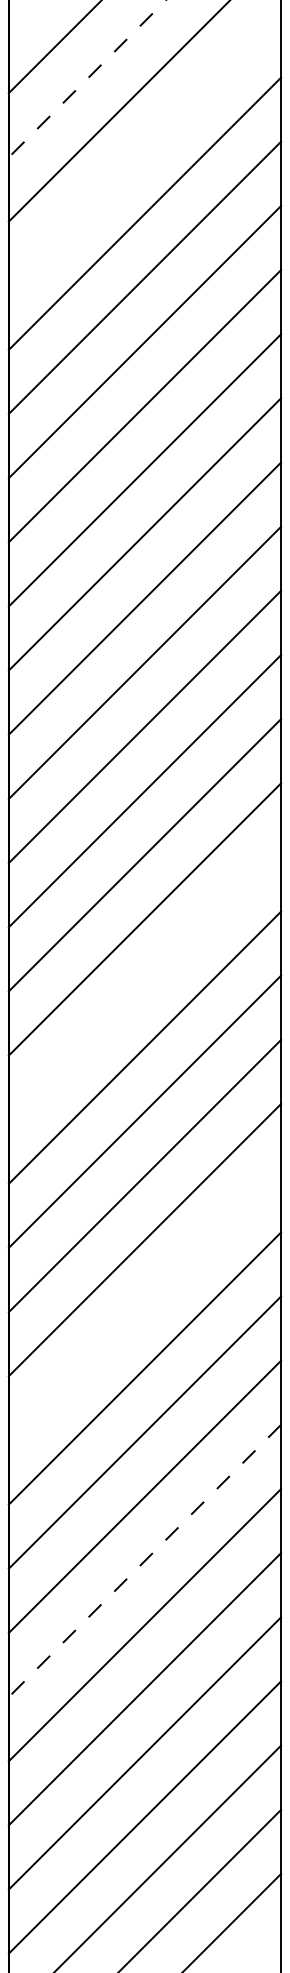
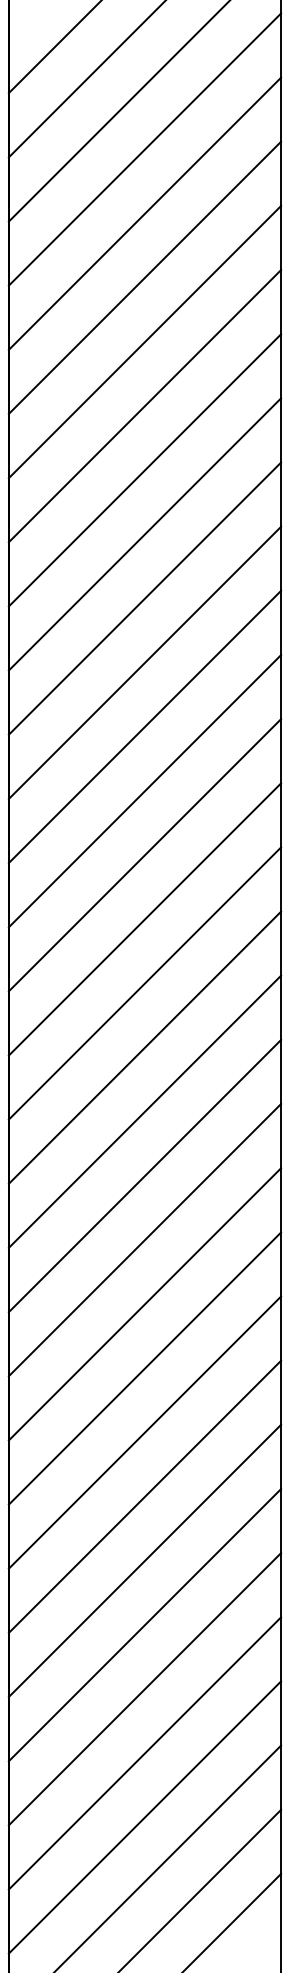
line: dashed -> solid (87, 78)
line: none -> present (144, 149)
line: none -> present (144, 983)
line: none -> present (144, 1304)
line: dashed -> solid (144, 1561)
